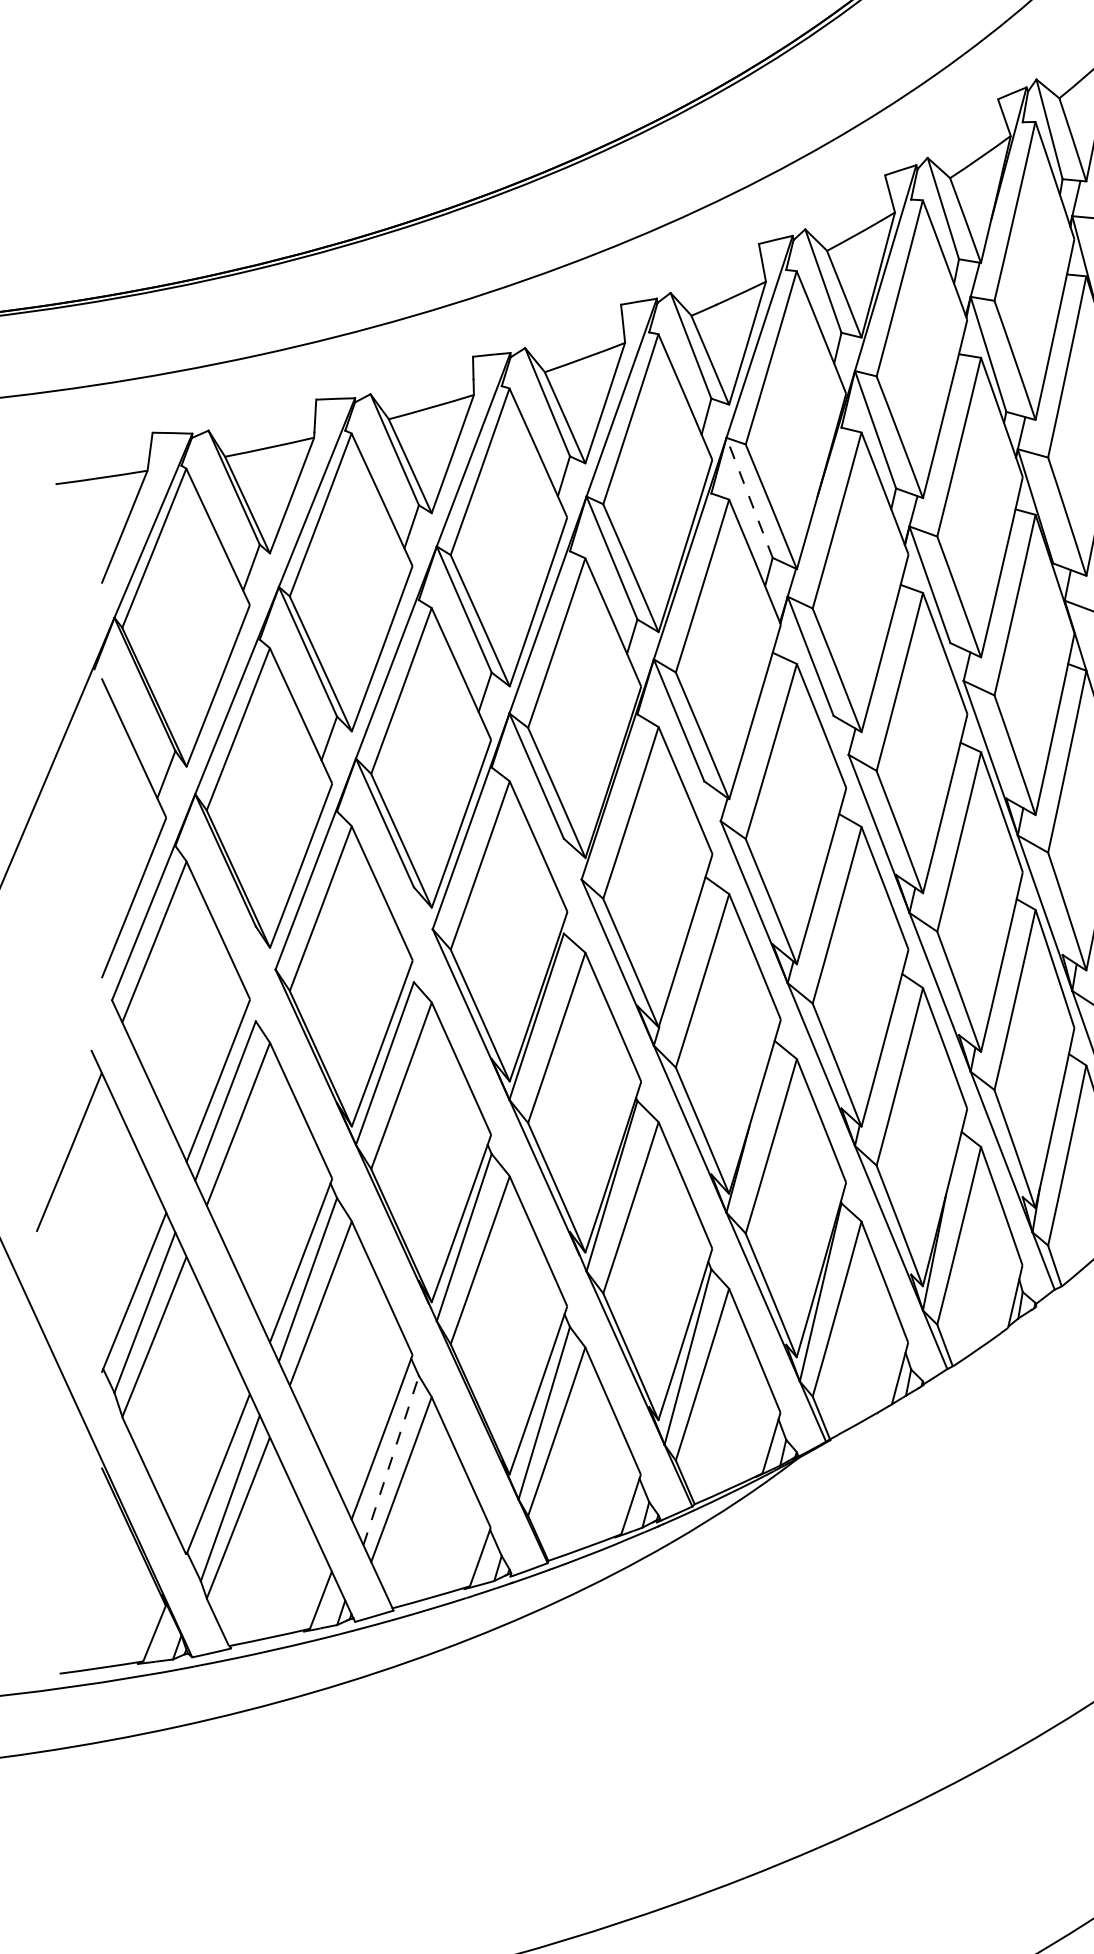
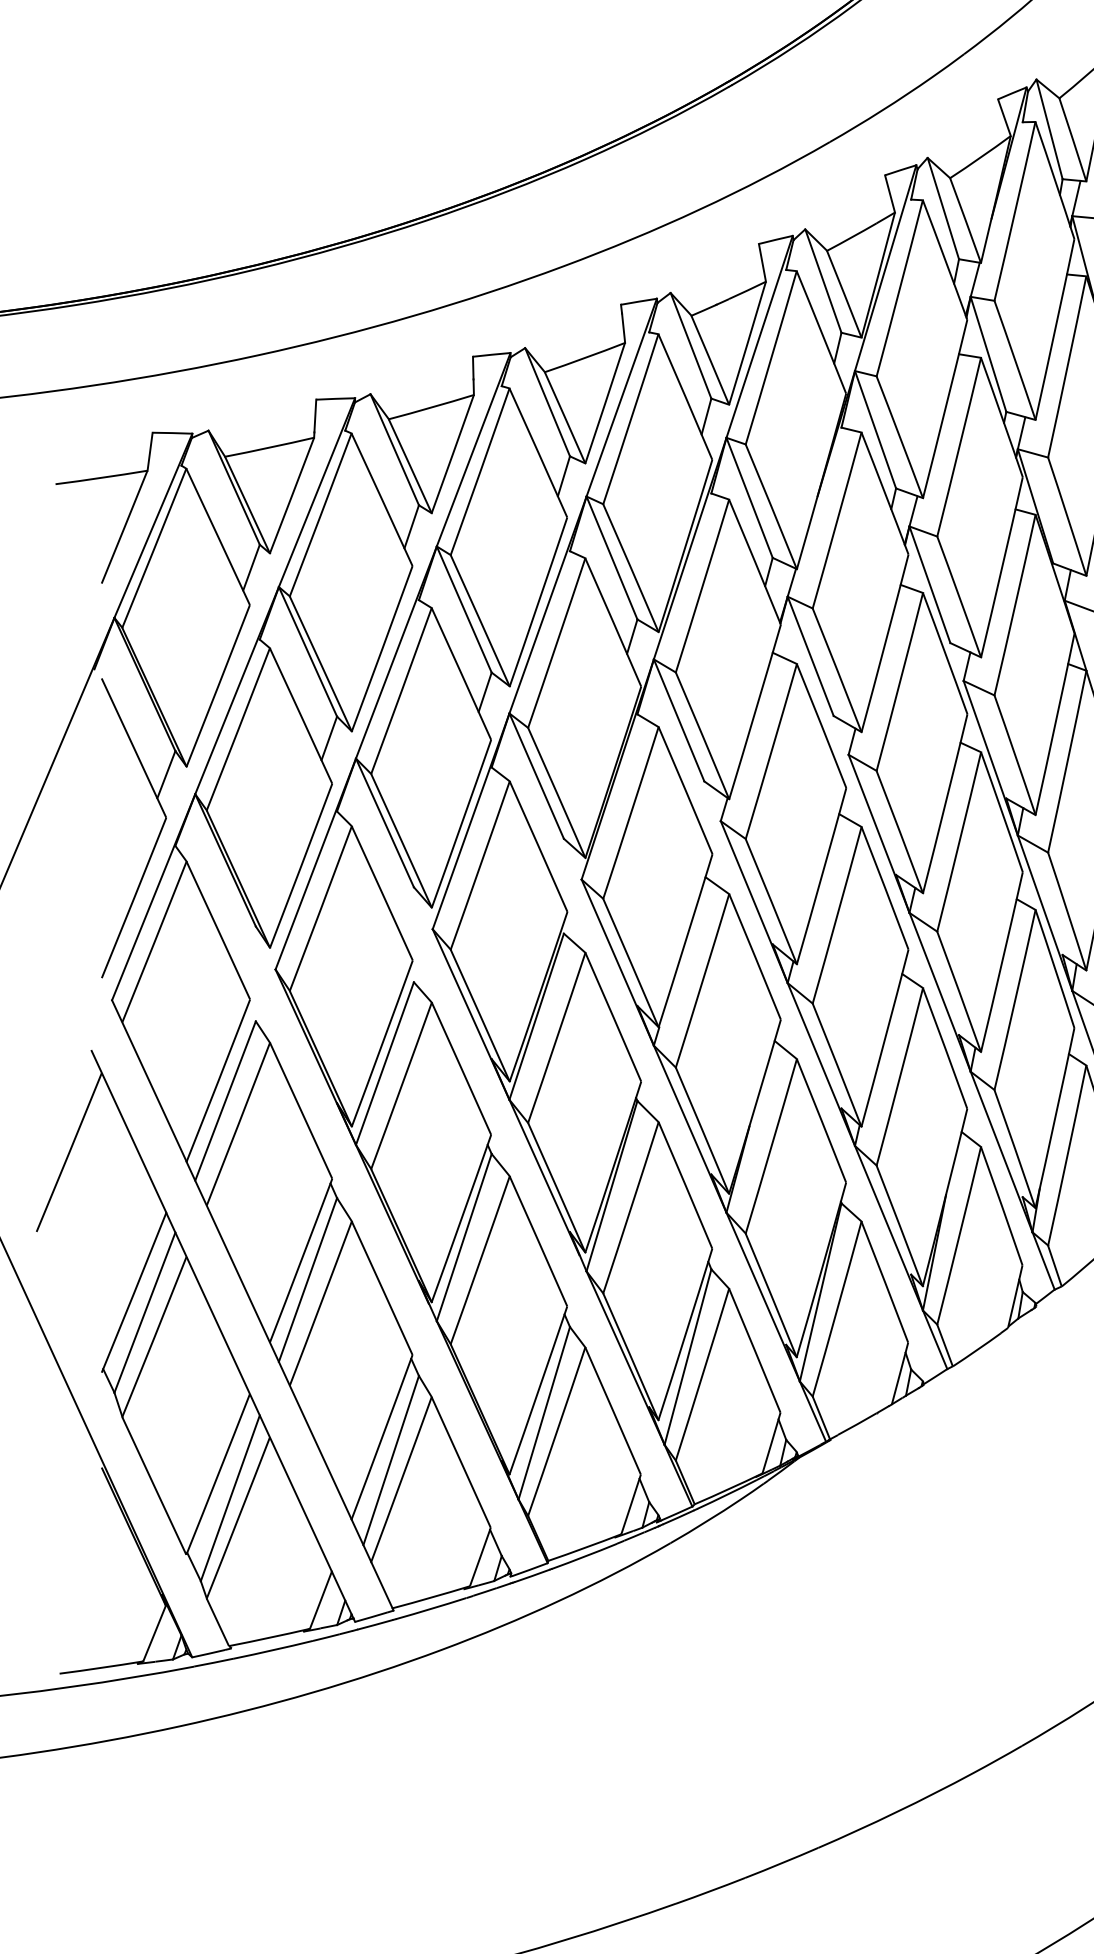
line: dashed -> solid (749, 497)
line: dashed -> solid (391, 1460)
